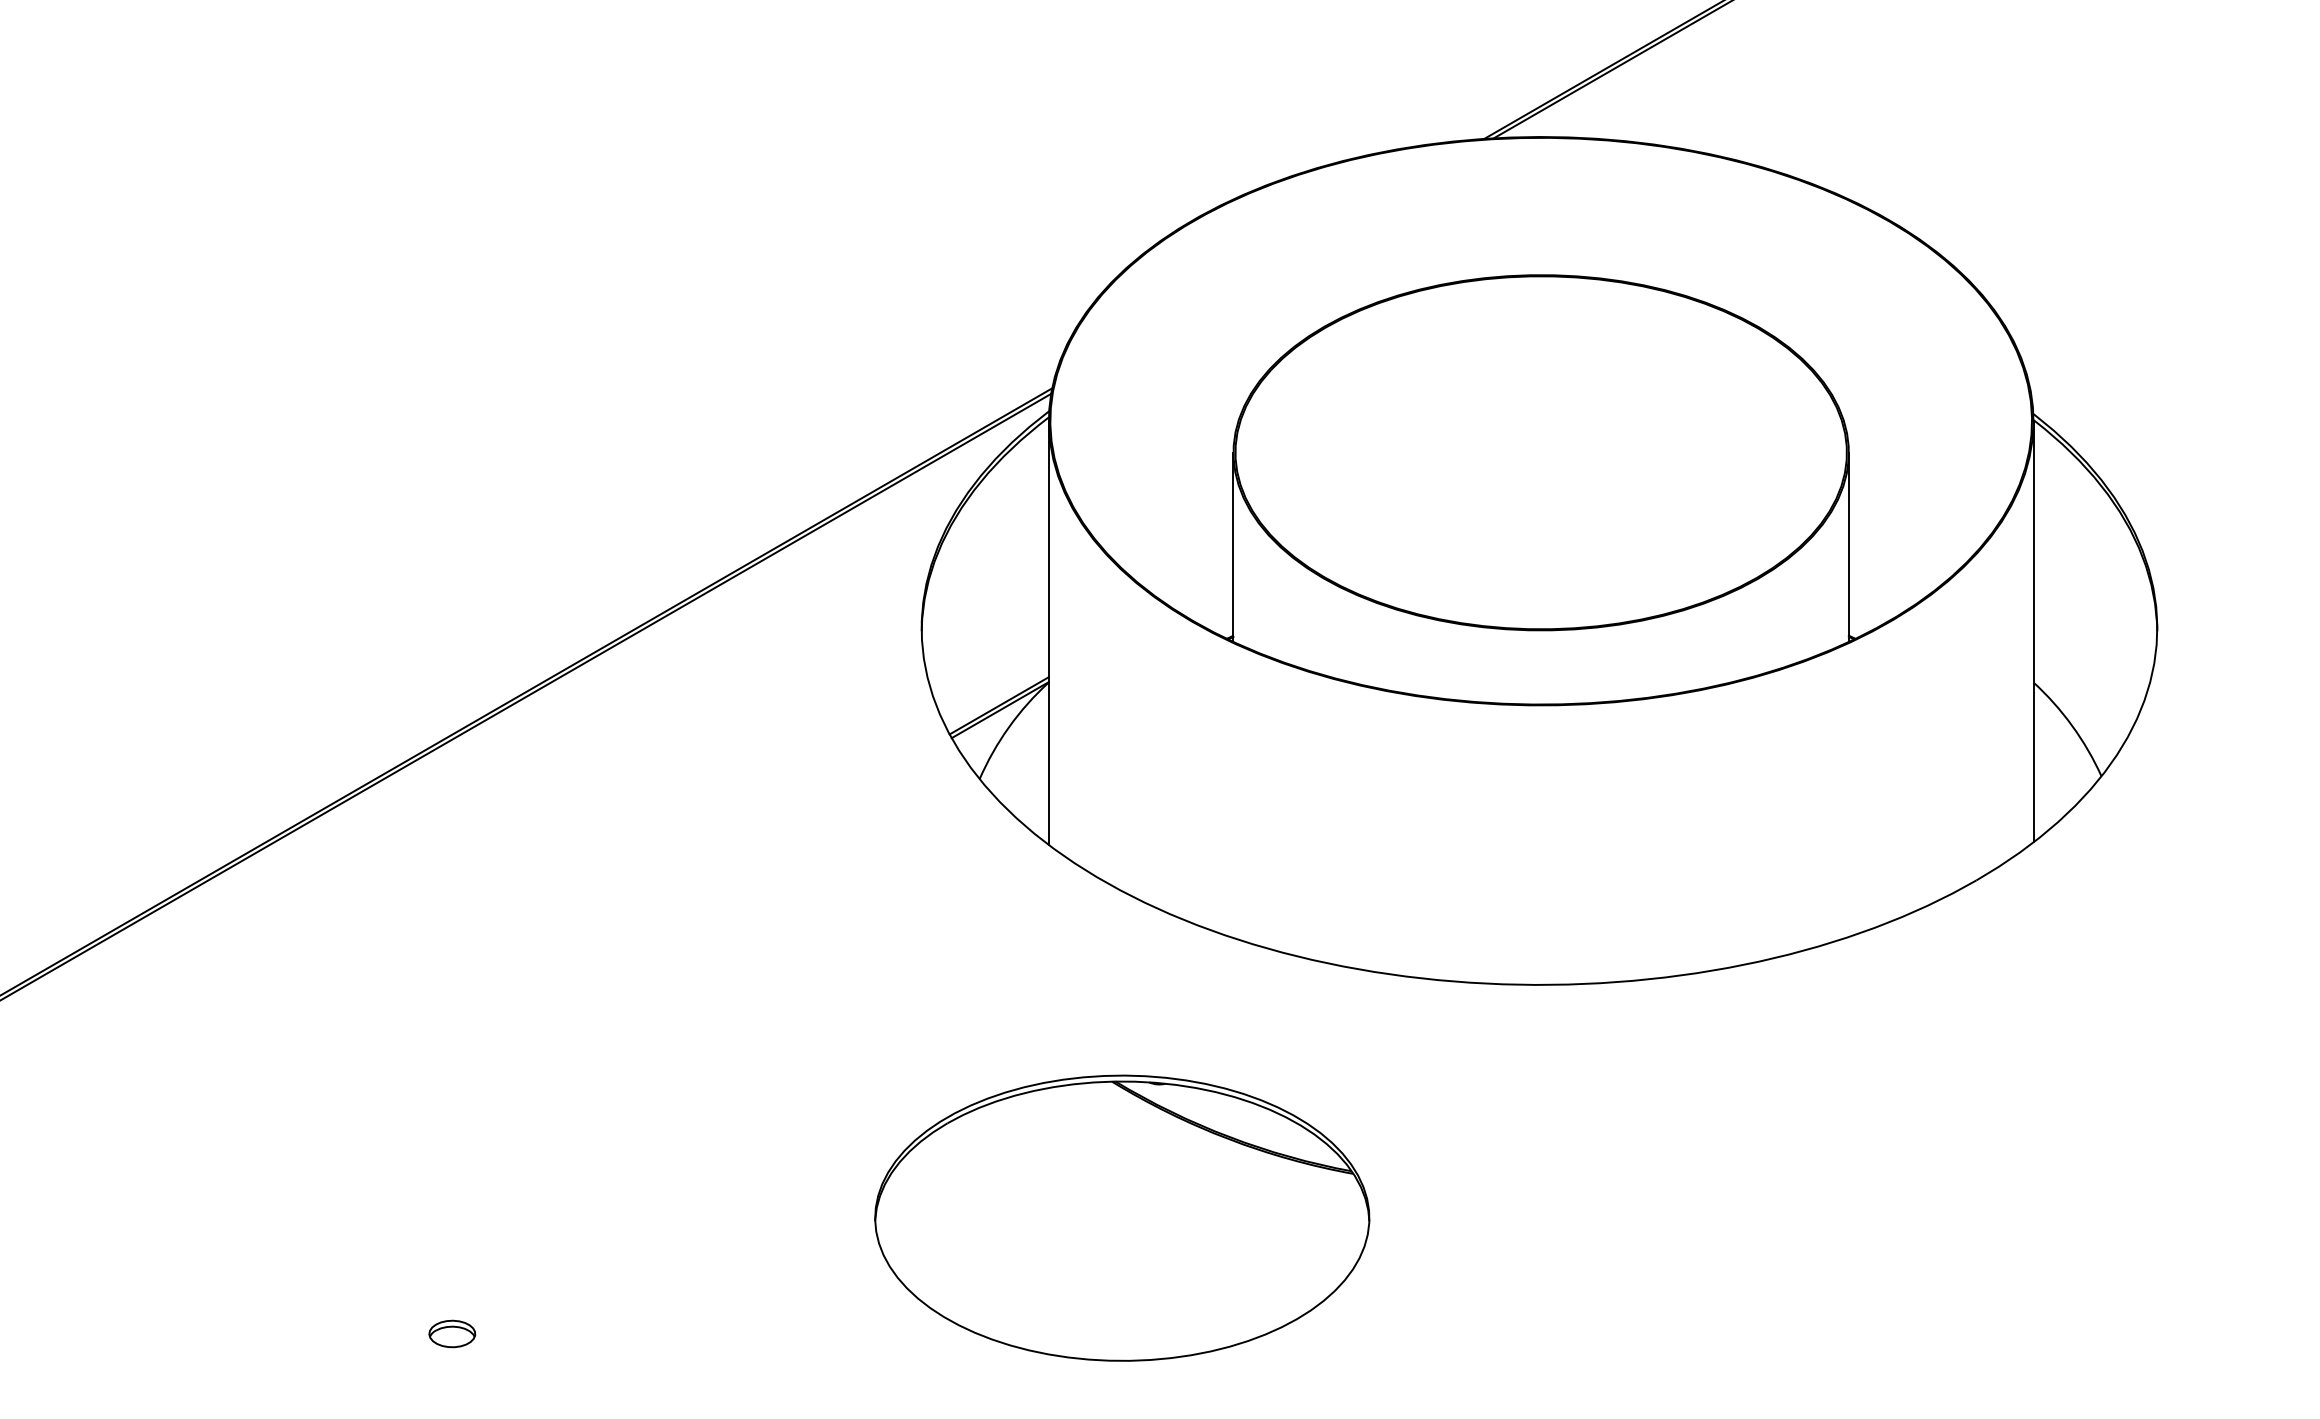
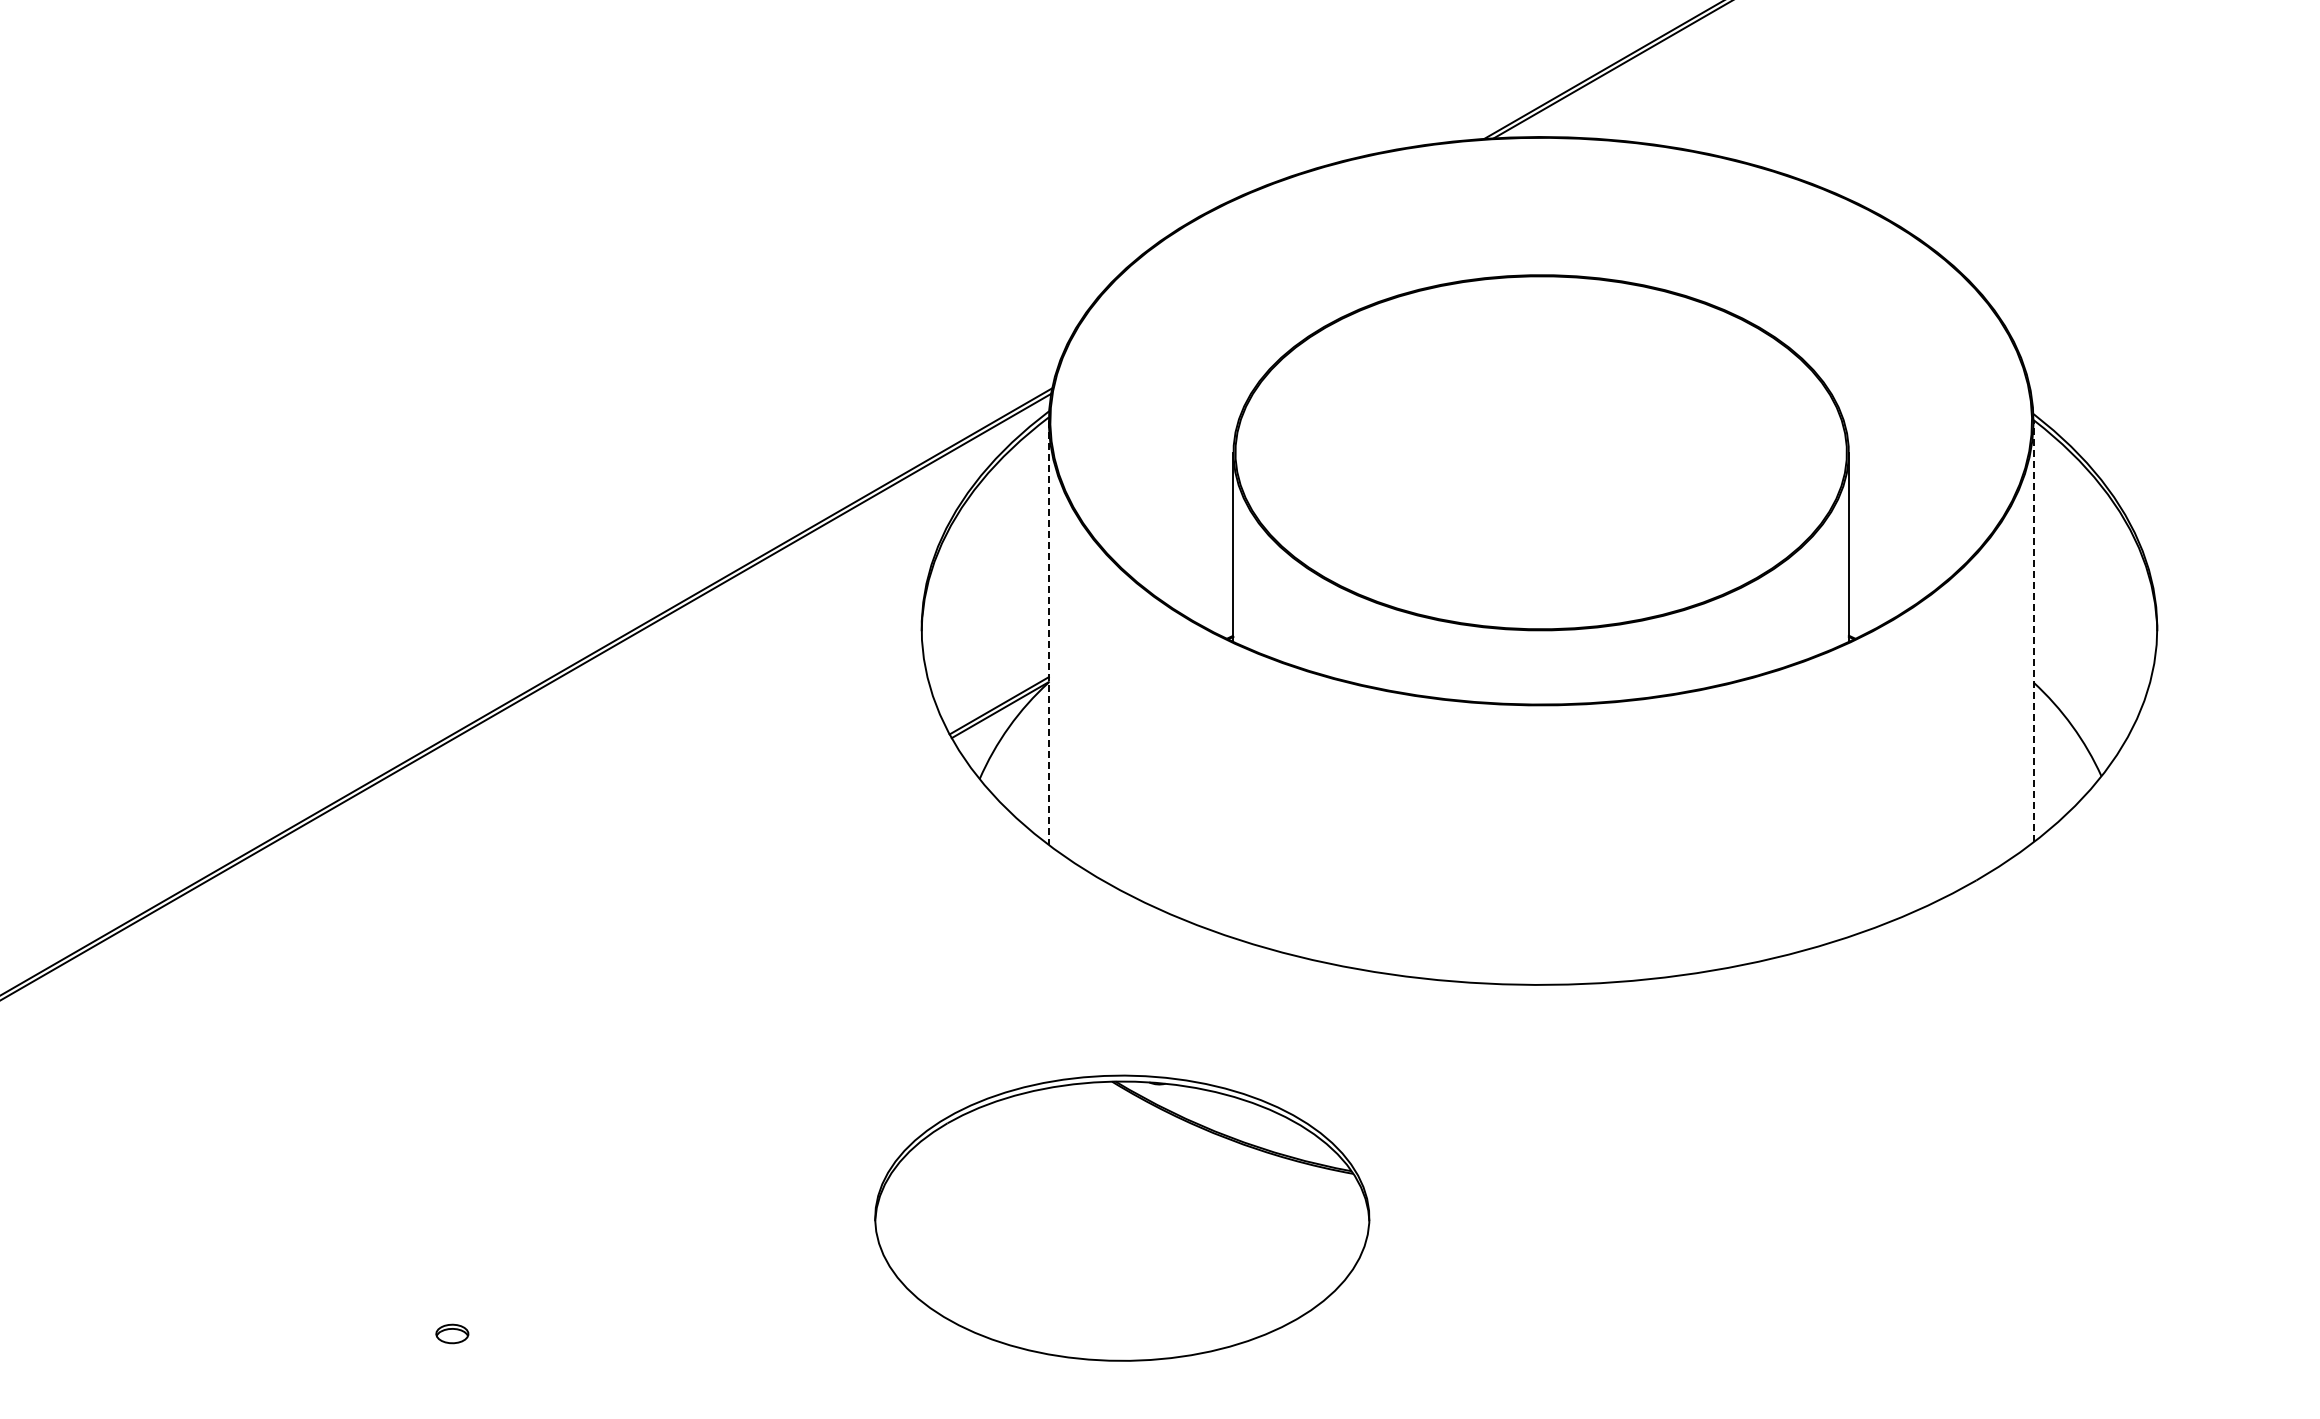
line: solid -> dashed (2033, 631)
line: solid -> dashed (1048, 633)
part size: 49x30 px -> 35x22 px (452, 1333)
